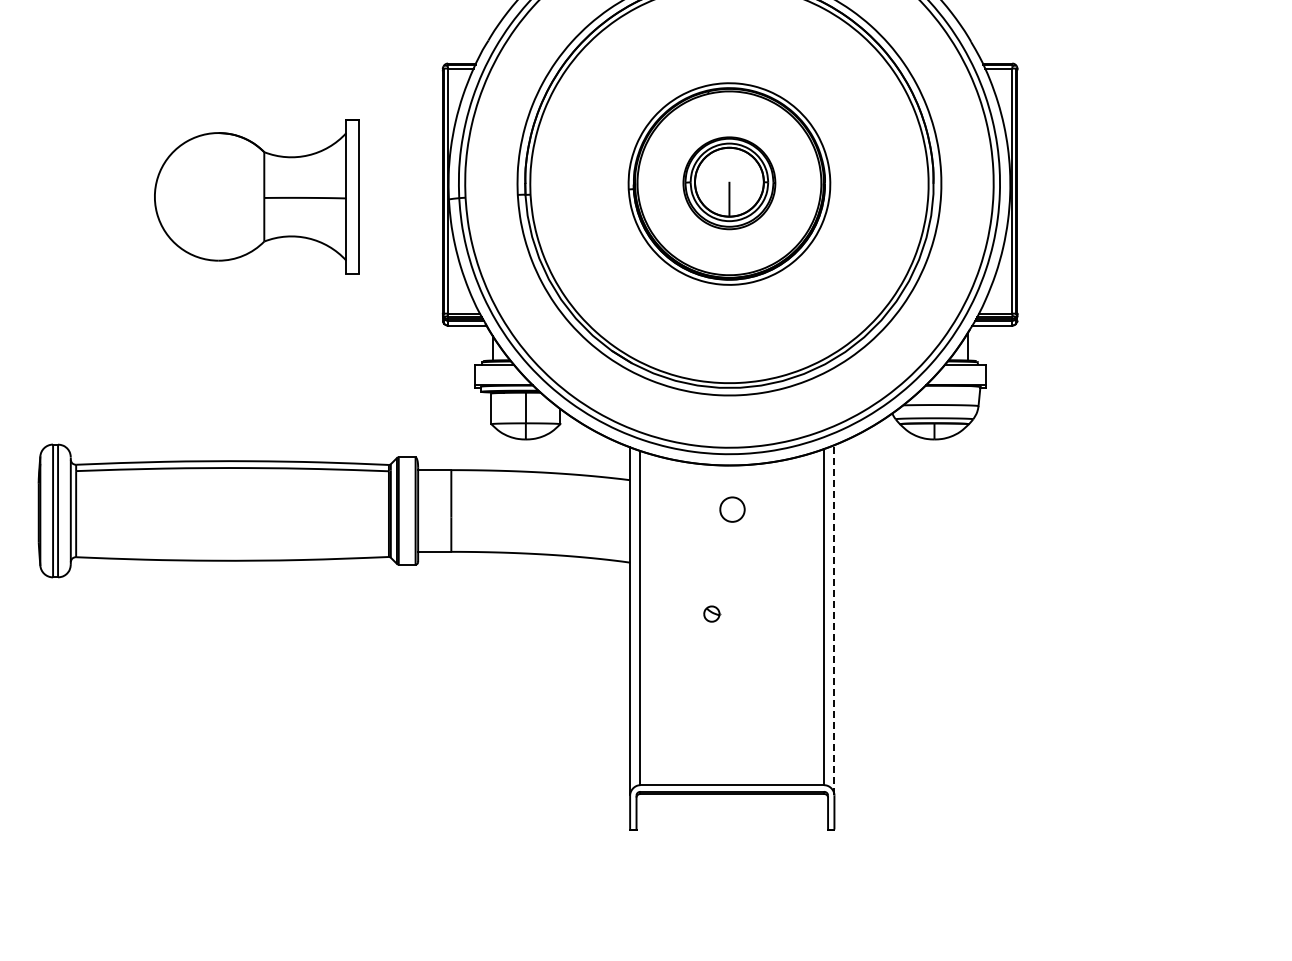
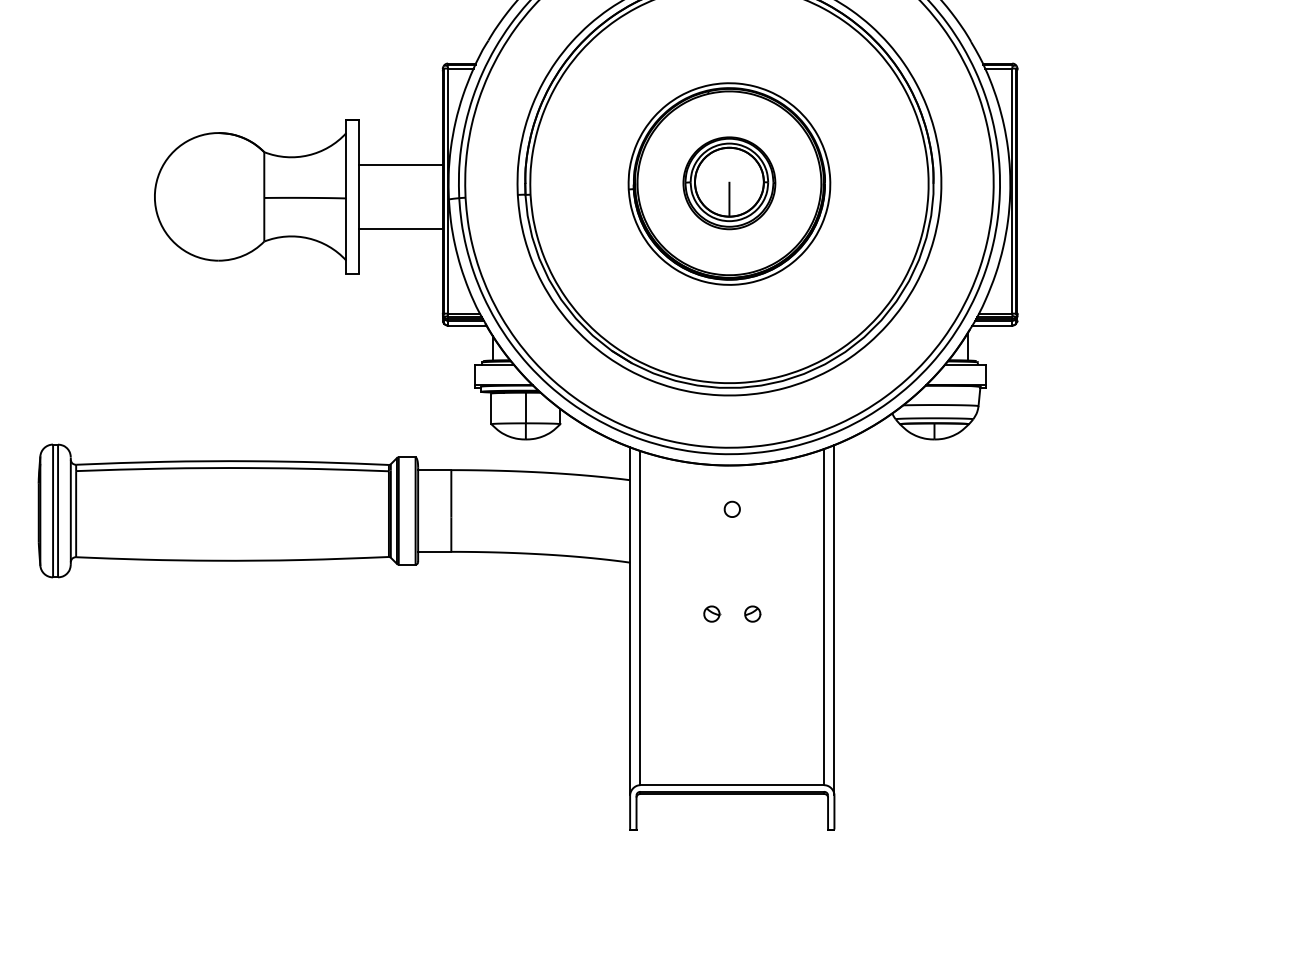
line: none -> present (400, 164)
line: none -> present (400, 228)
part size: 27x27 px -> 18x18 px (731, 508)
part: none -> present (752, 613)
line: dashed -> solid (834, 619)
